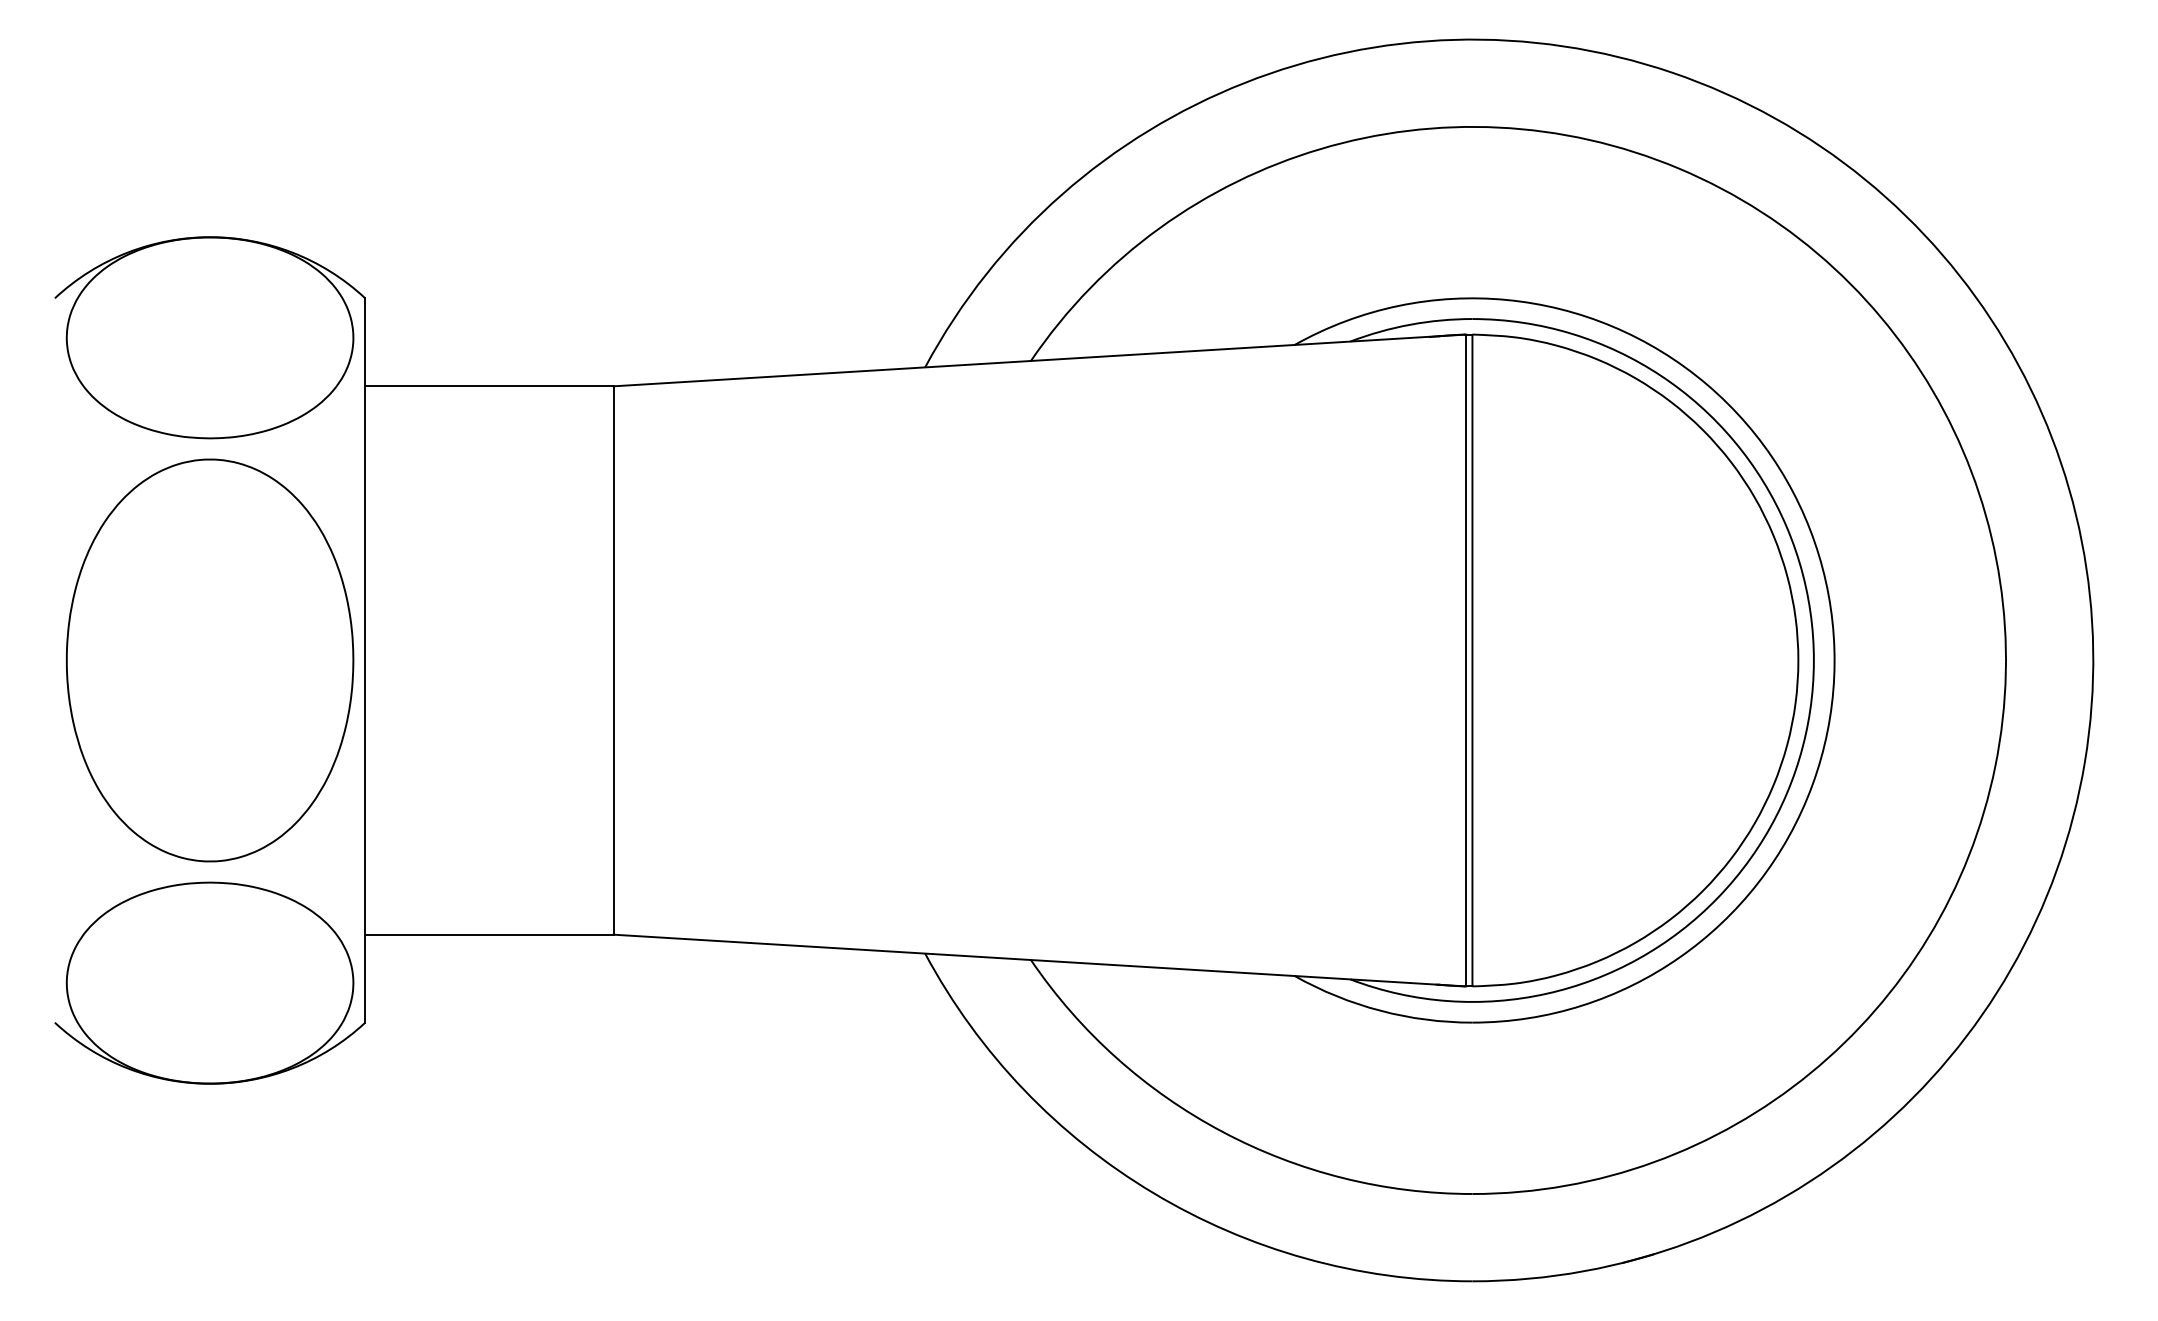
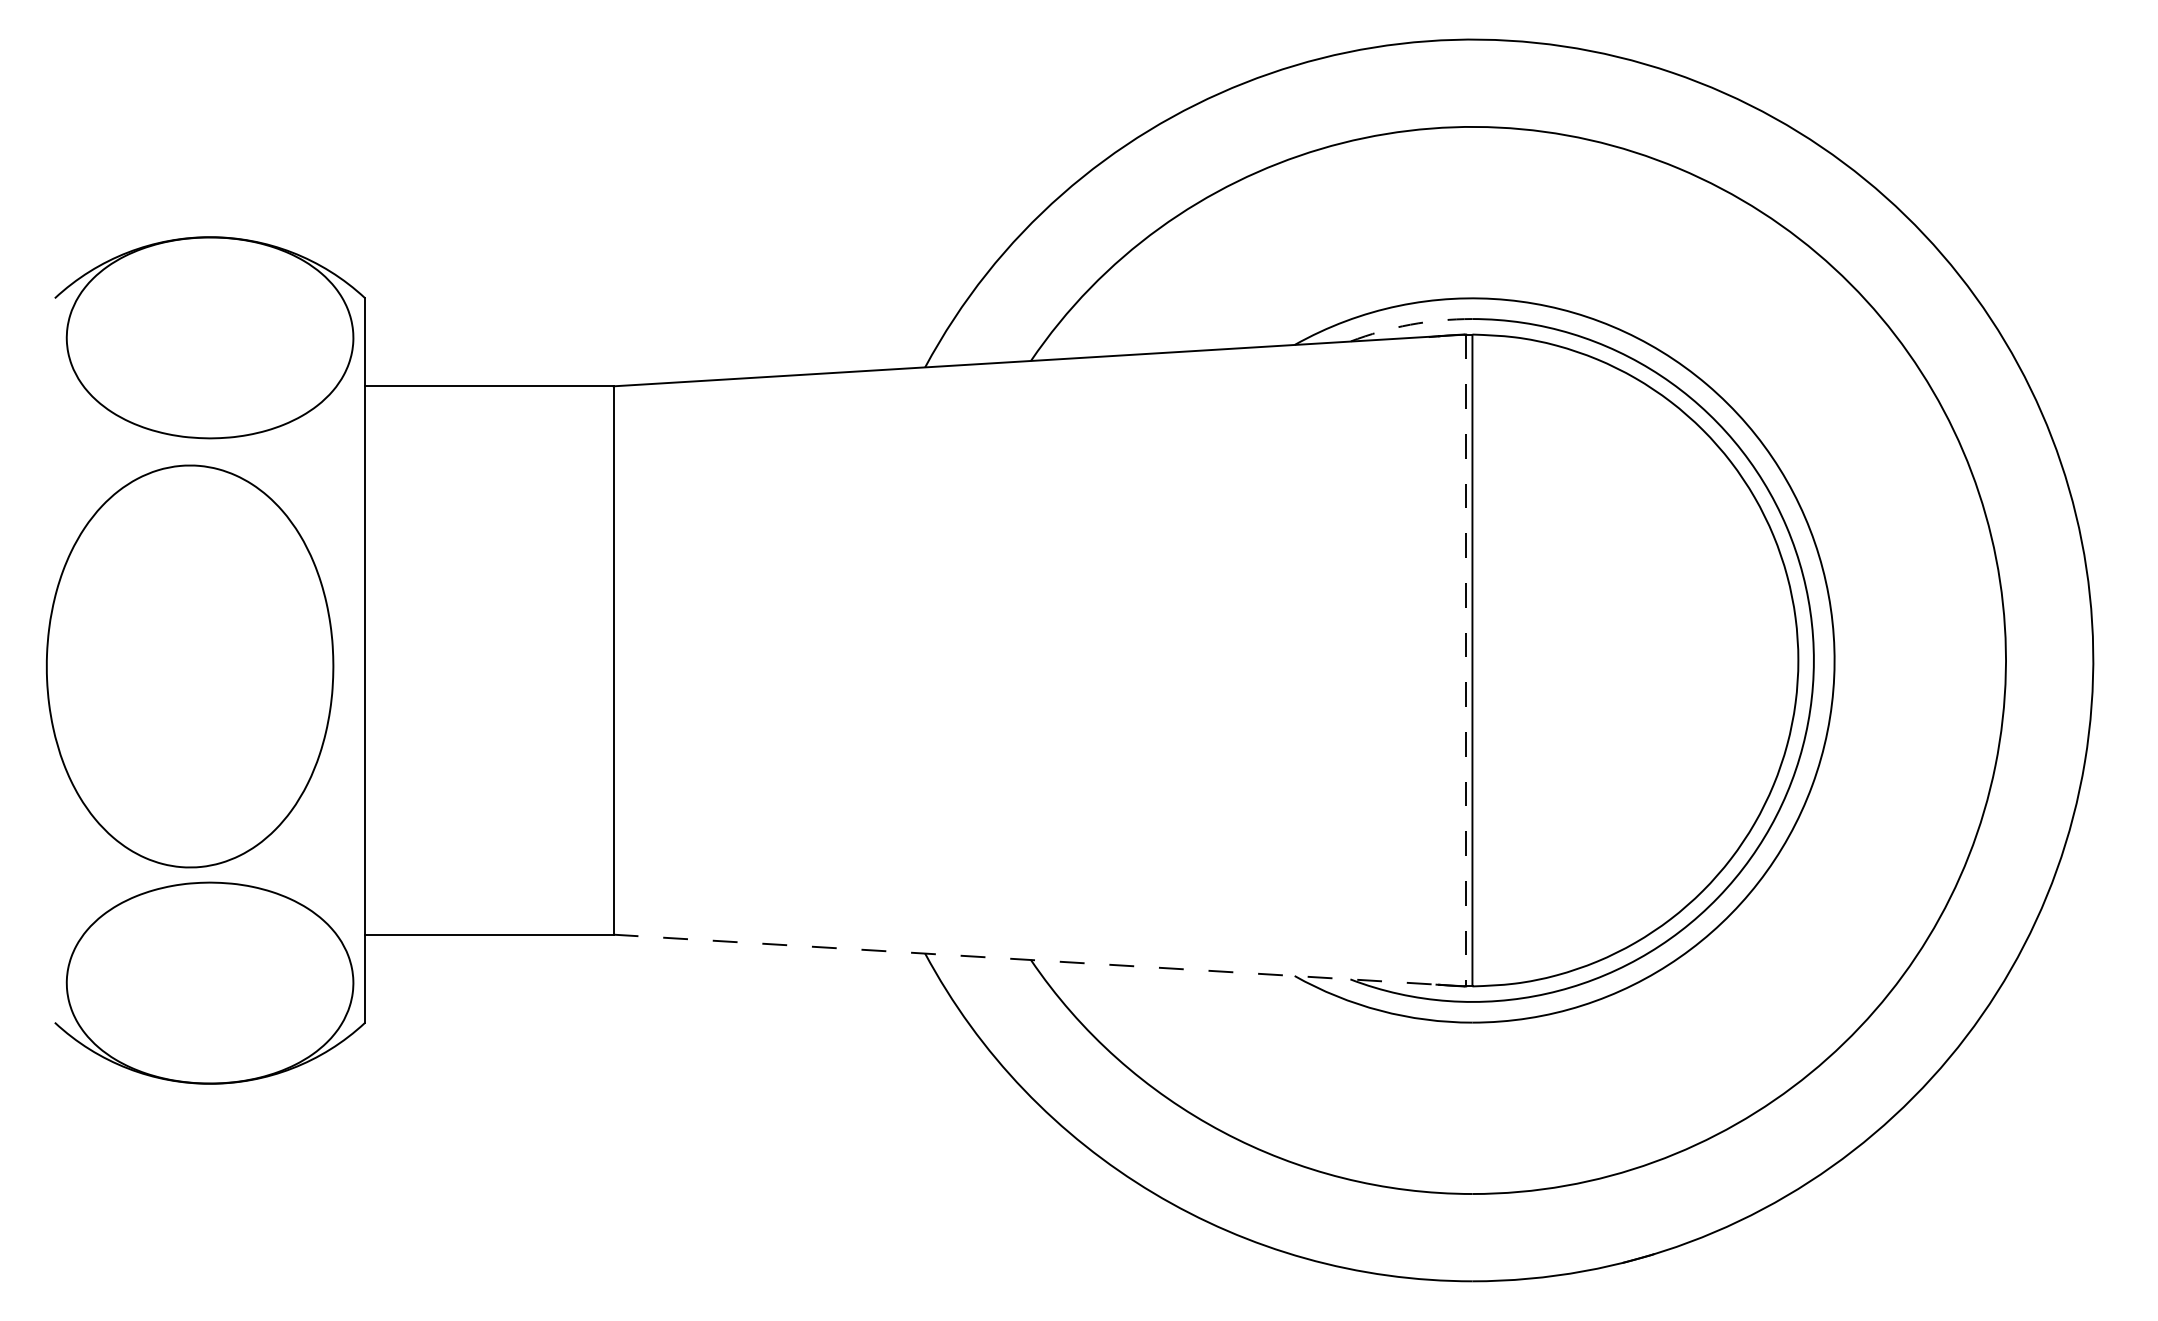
arc: solid -> dashed (1410, 324)
part position: (209, 660) -> (189, 666) (189, 666)
line: solid -> dashed (1466, 660)
line: solid -> dashed (1026, 959)
